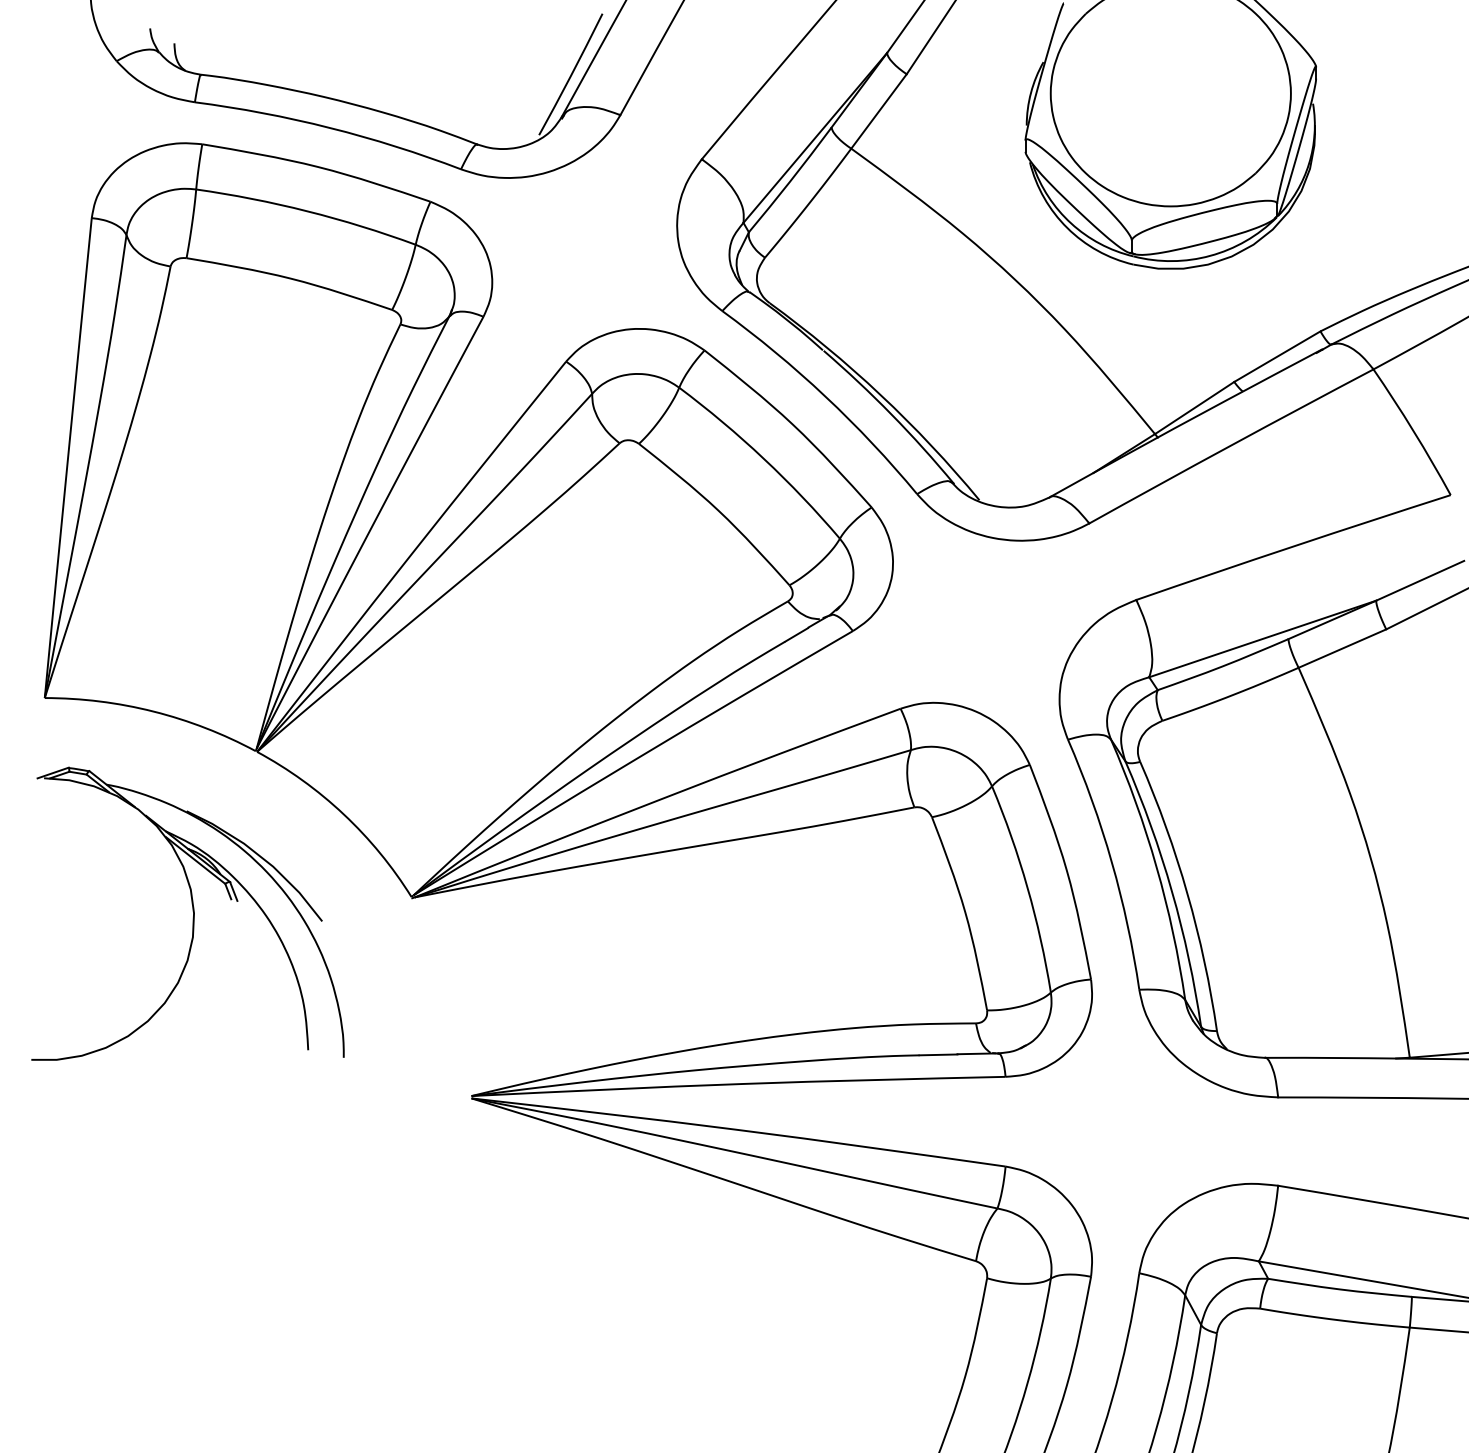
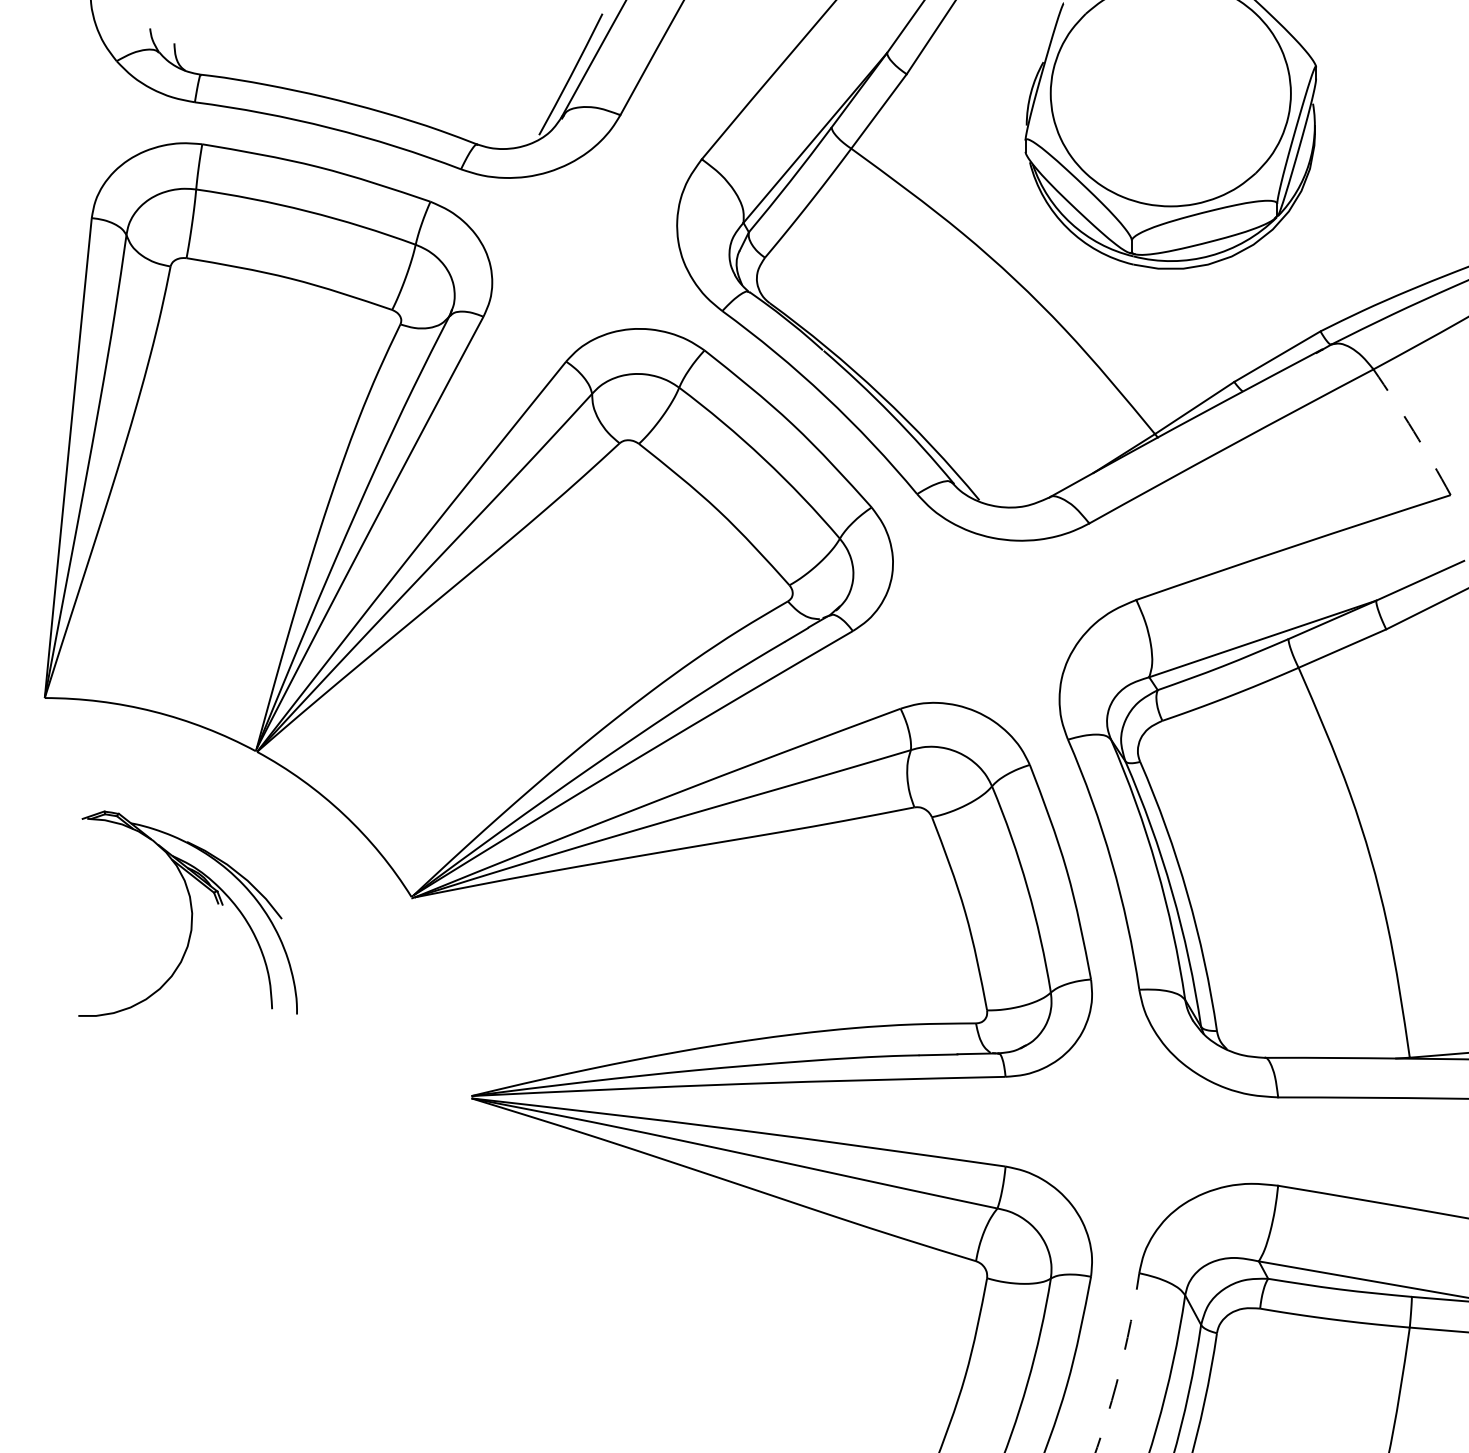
arc: solid -> dashed (1413, 431)
part size: 314x295 px -> 220x207 px (187, 913)
arc: solid -> dashed (1121, 1364)
